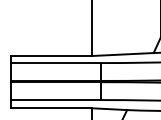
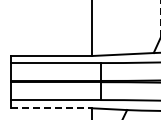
line: solid -> dashed (160, 18)
line: solid -> dashed (51, 108)
